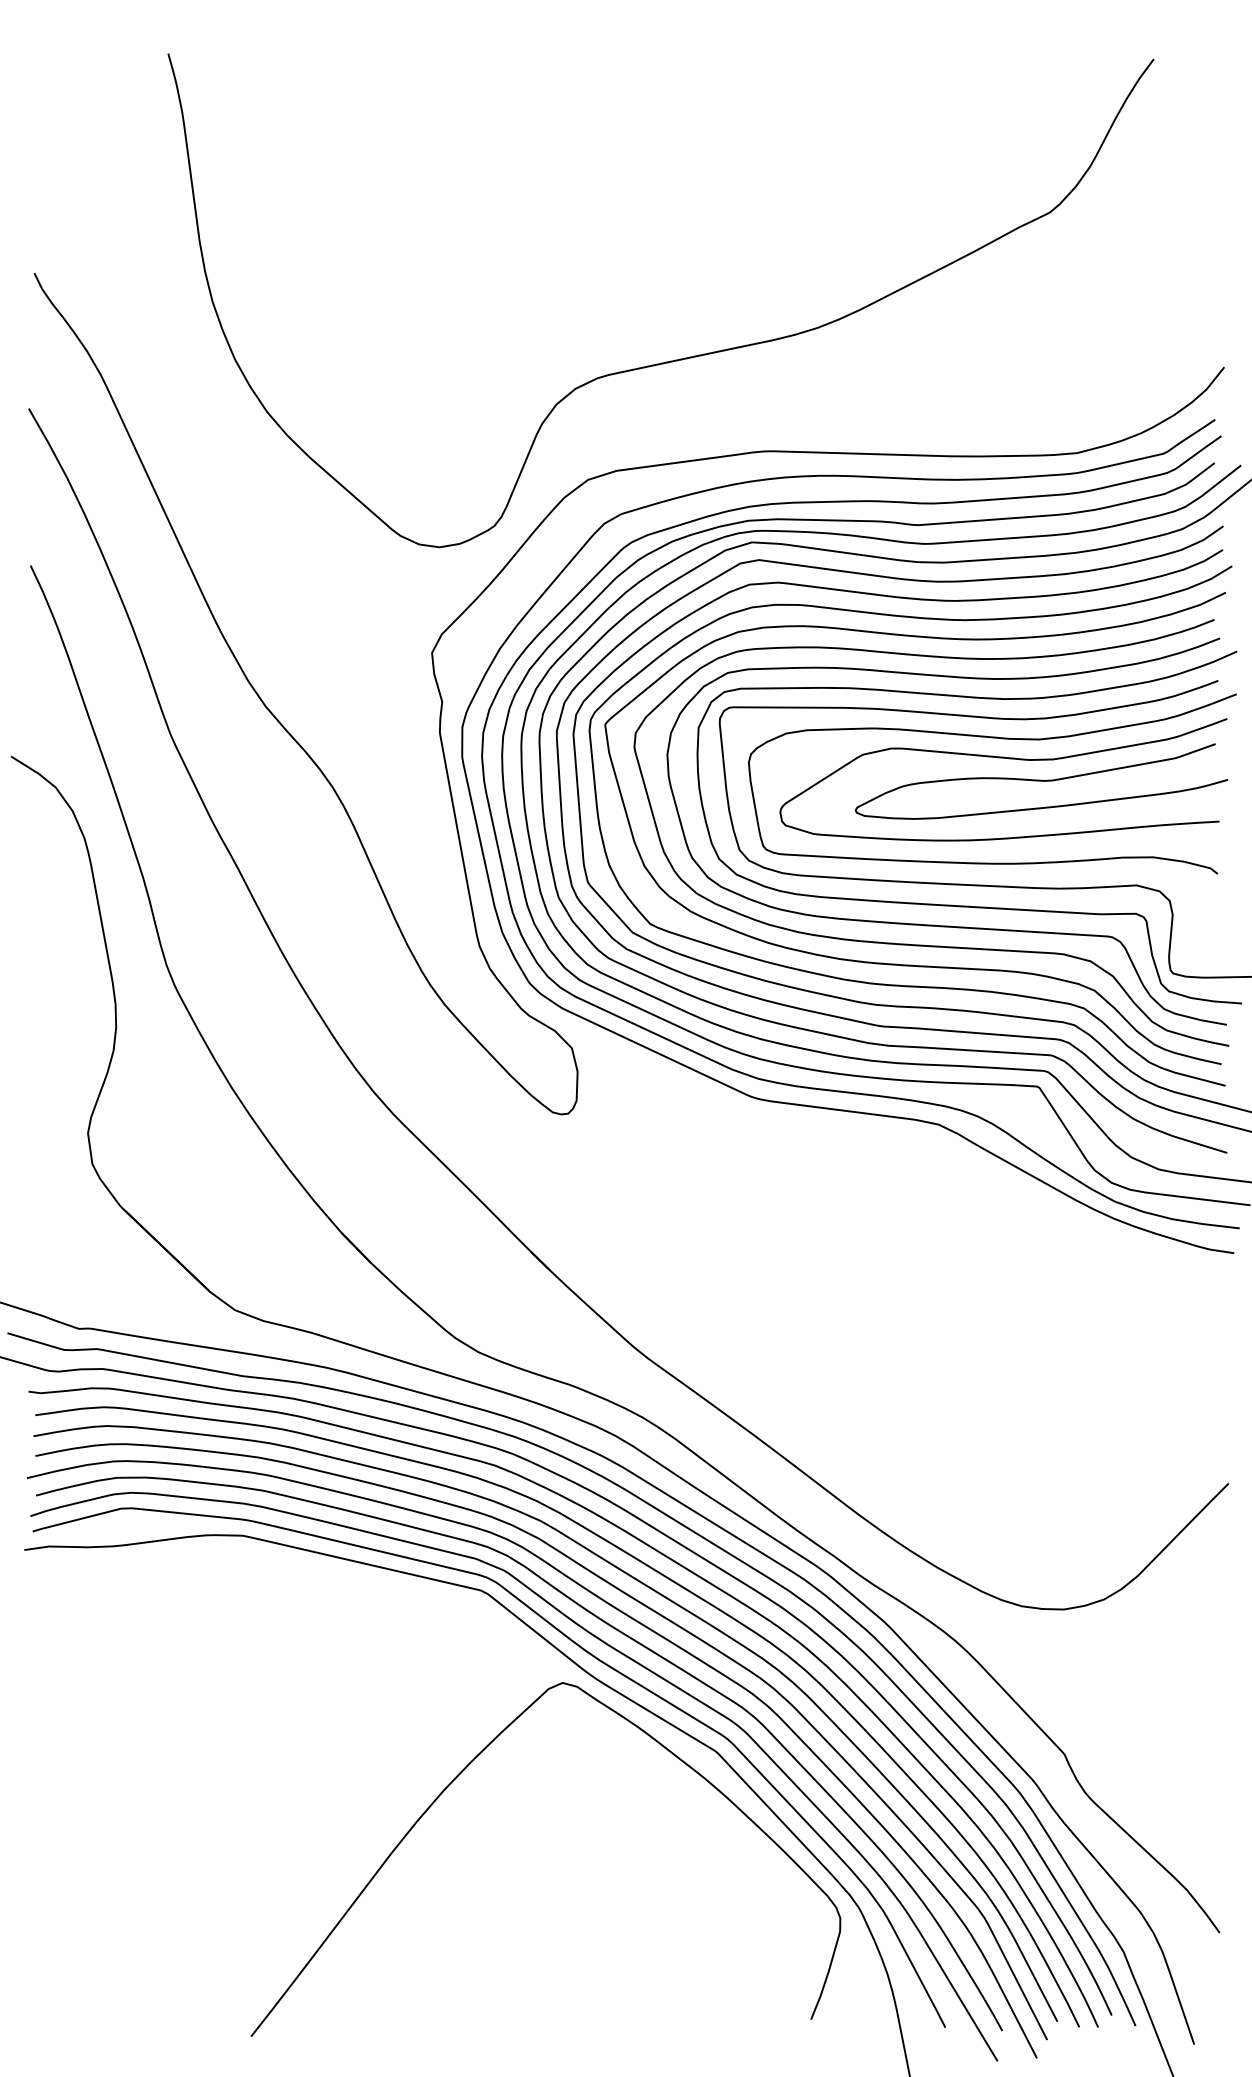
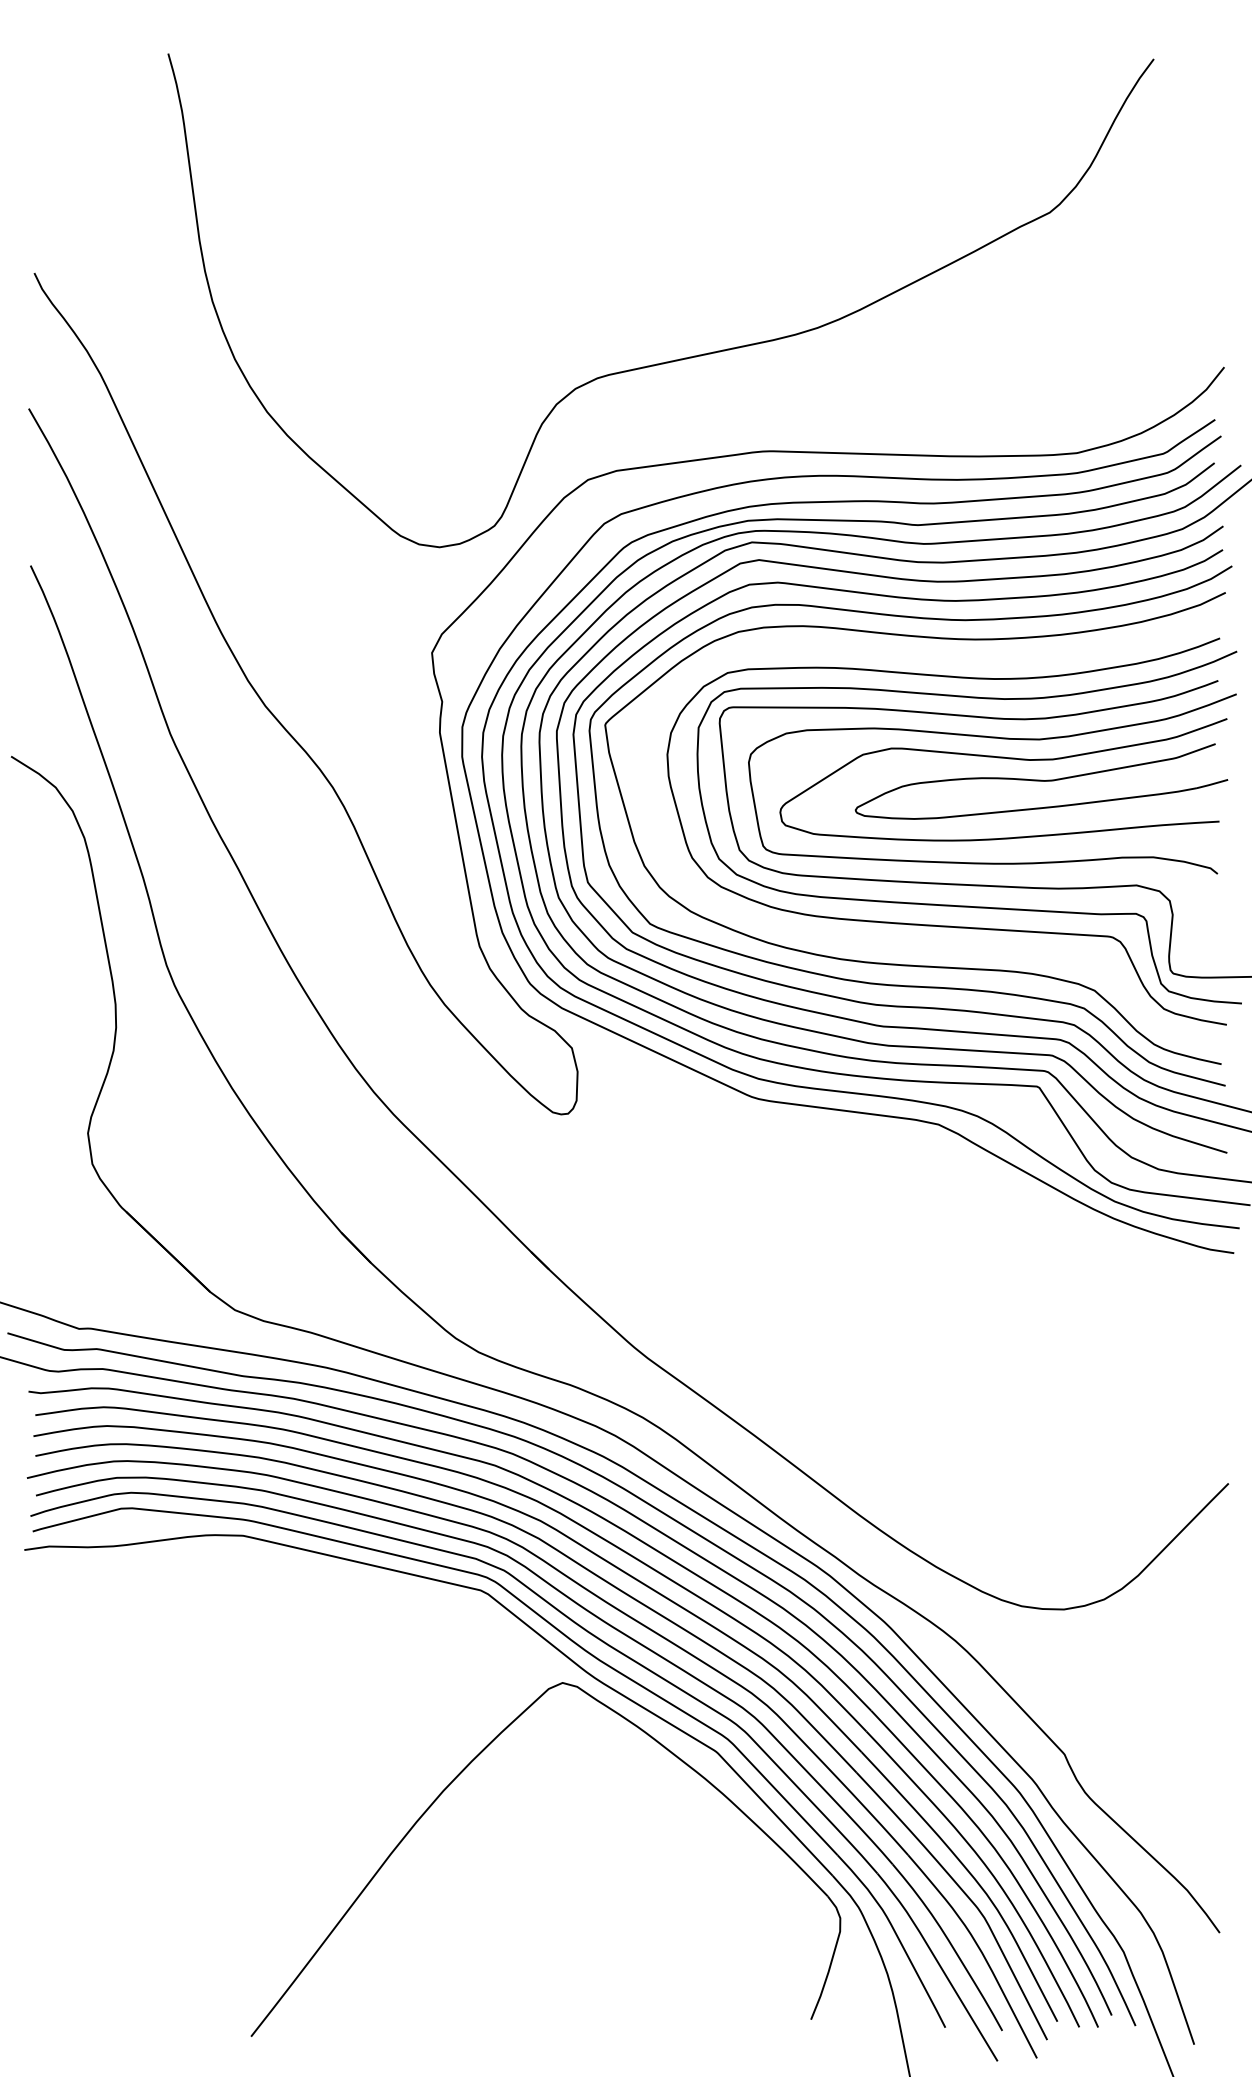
curve: present -> none (923, 944)
